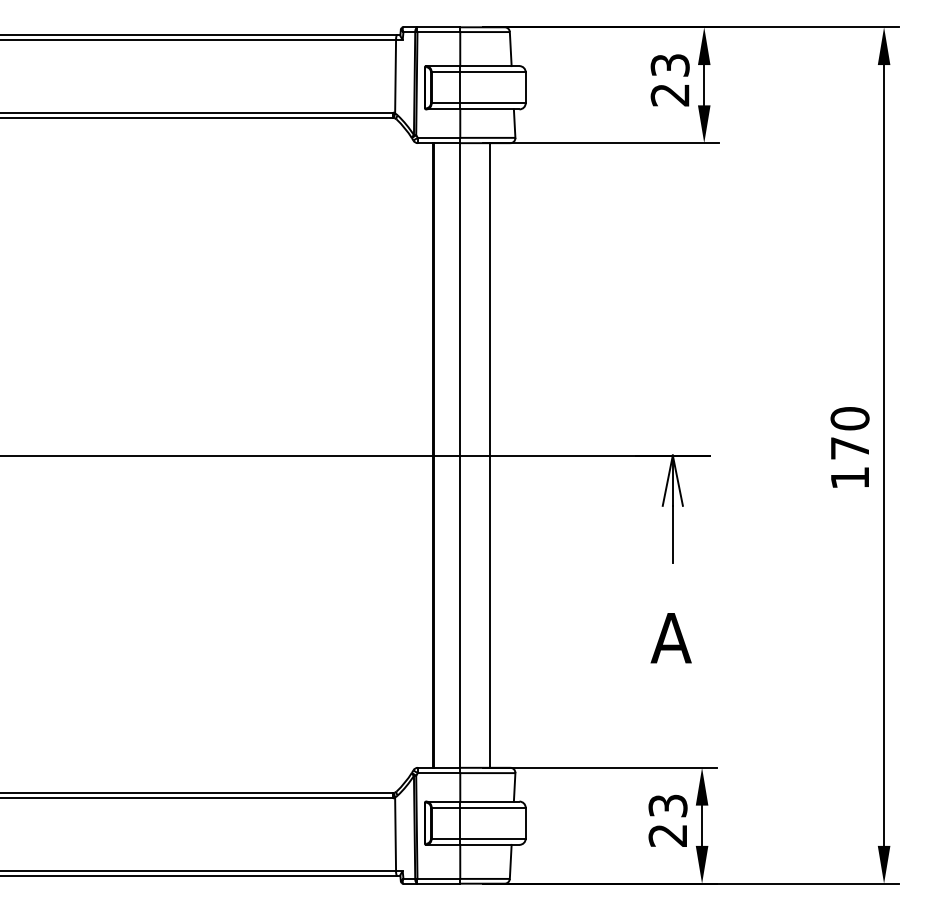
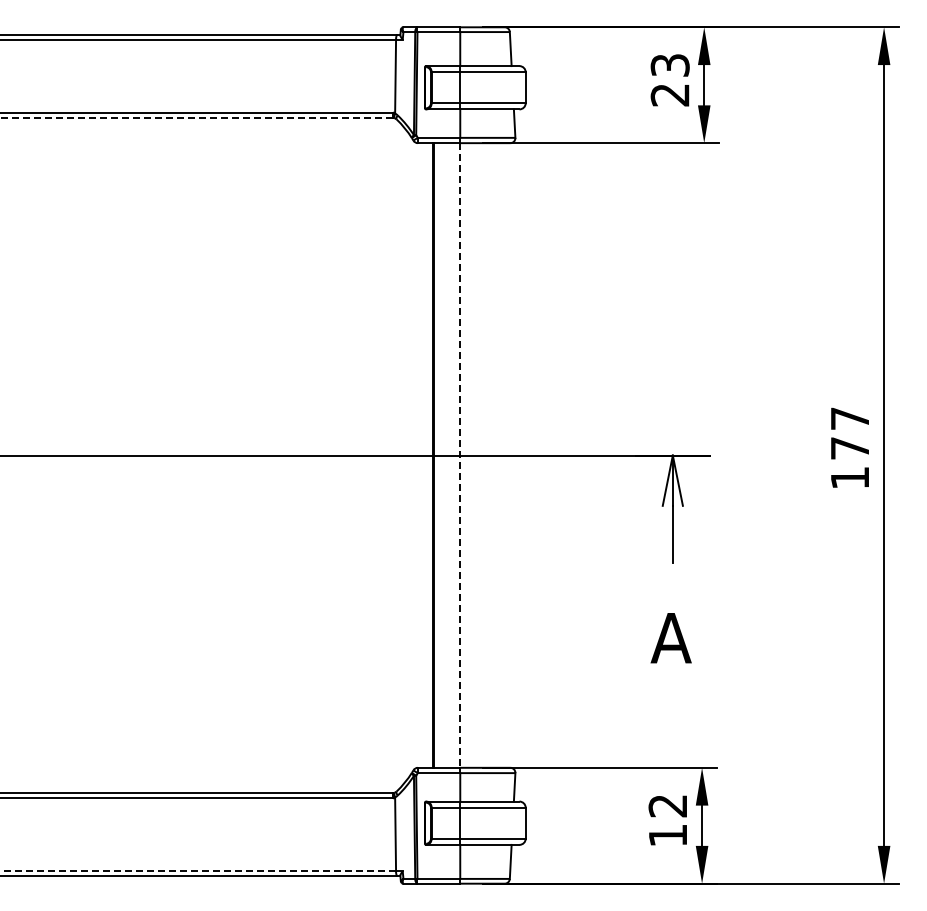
line: solid -> dashed (197, 117)
text: 170 -> 177 (849, 418)
line: solid -> dashed (460, 455)
line: present -> none (490, 455)
text: 23 -> 12 (667, 820)
line: solid -> dashed (198, 871)
